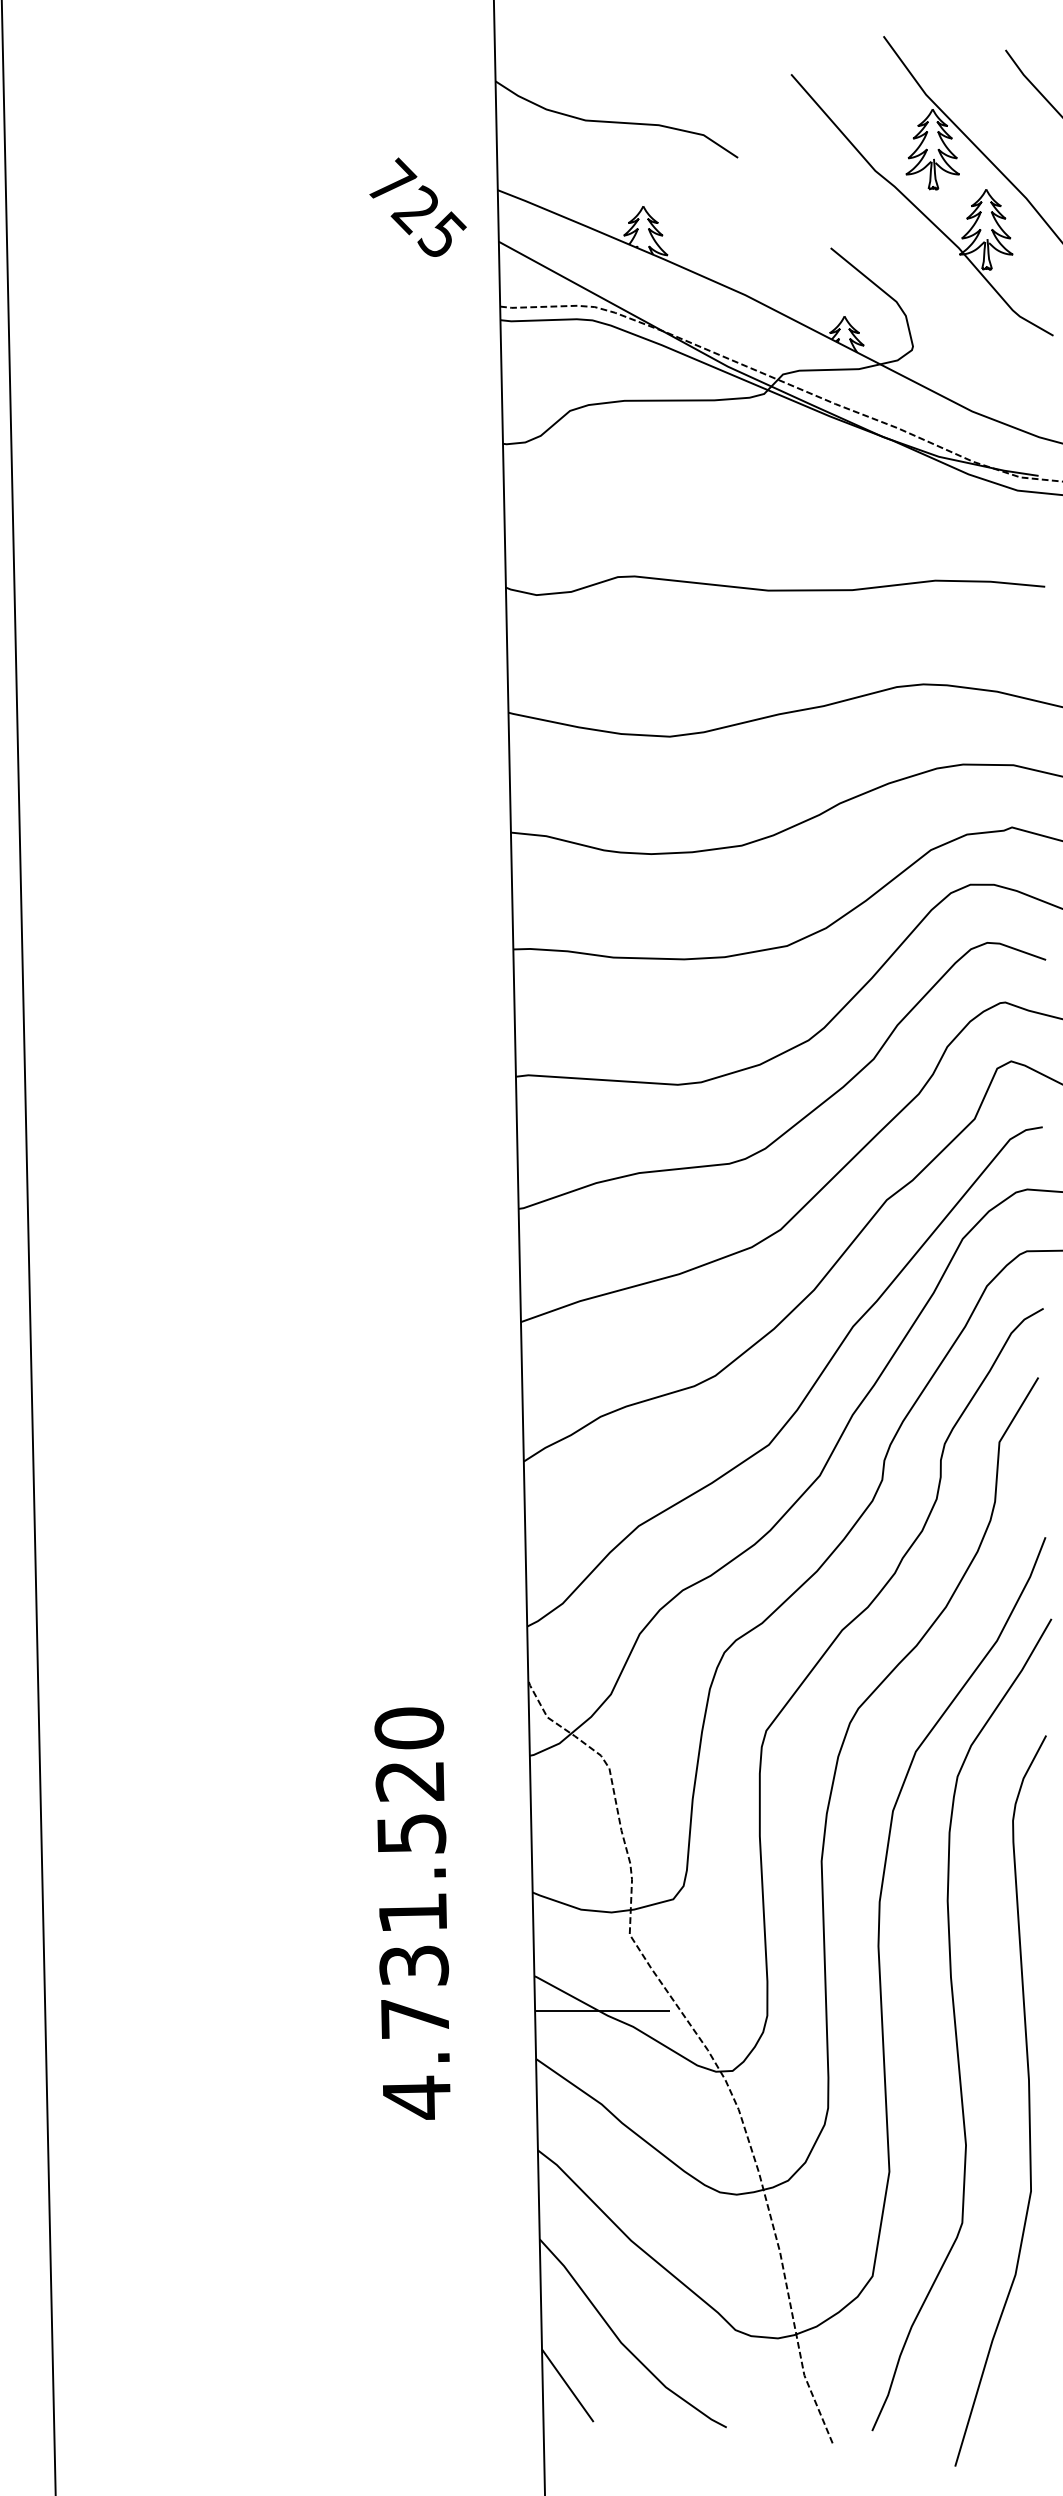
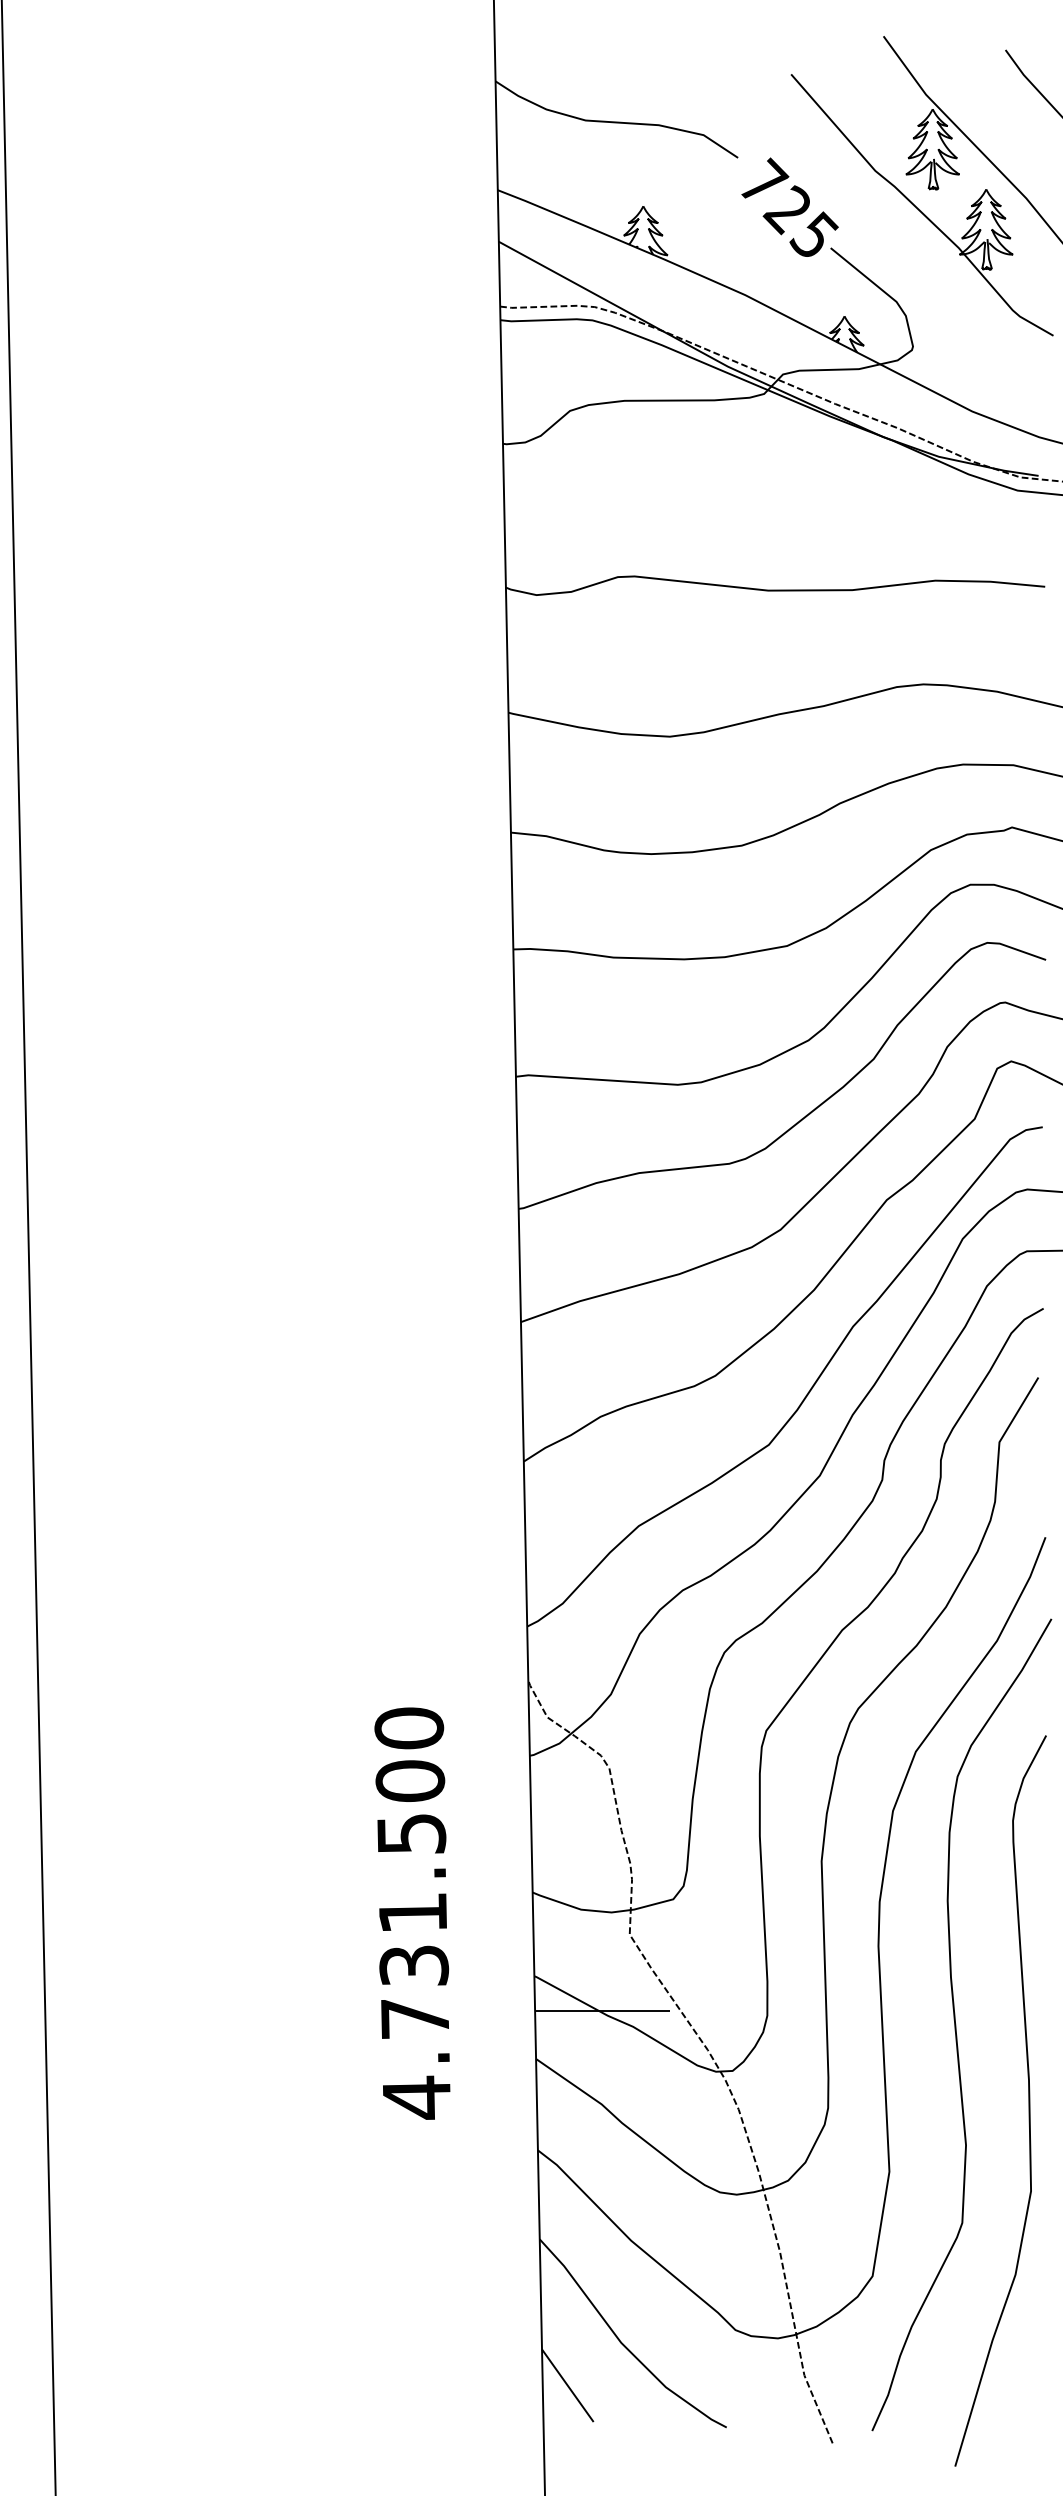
text position: (417, 206) -> (789, 206) (789, 206)
text: 4.731.520 -> 4.731.500 (410, 1780)
